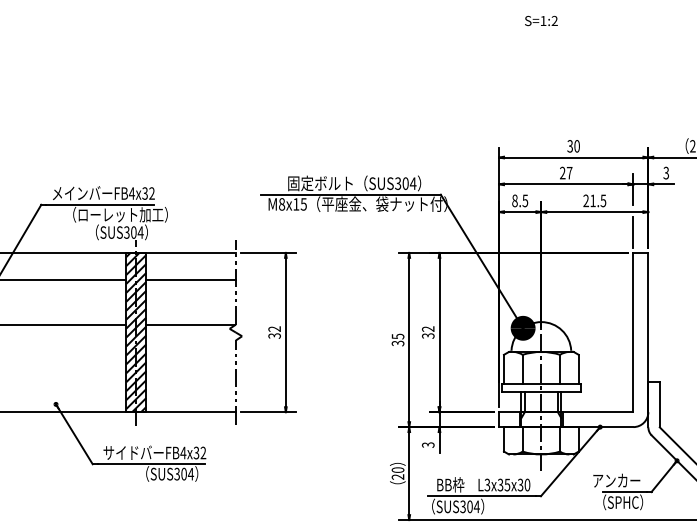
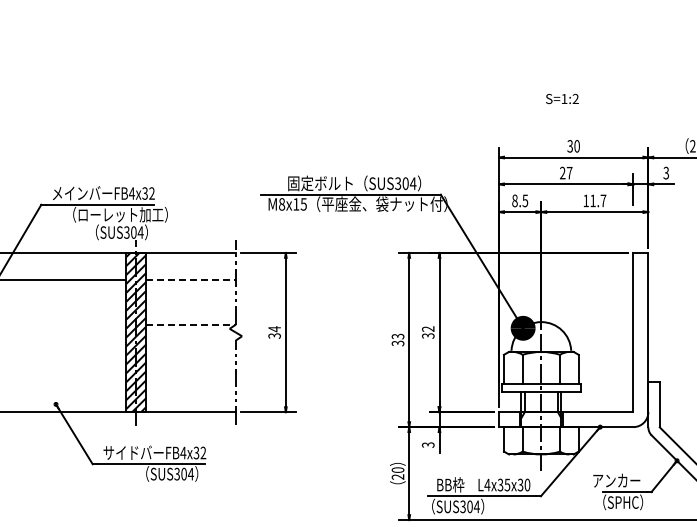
text position: (541, 20) -> (562, 98) (562, 98)
text: 21.5 -> 11.7 (594, 200)
line: present -> none (633, 231)
line: solid -> dashed (191, 280)
line: present -> none (64, 325)
line: solid -> dashed (191, 325)
text: 32 -> 34 (274, 329)
text: 35 -> 33 (397, 336)
text: L3x35x30 -> L4x35x30 (487, 484)
